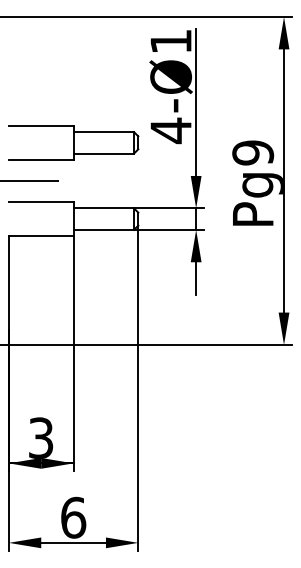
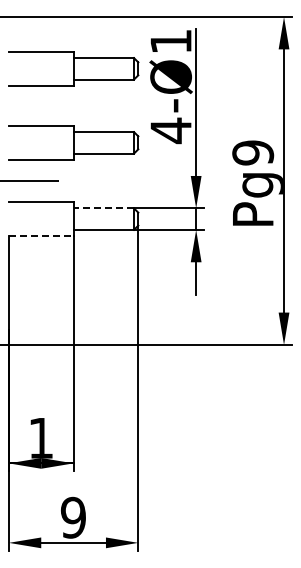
part: none -> present (73, 68)
line: solid -> dashed (103, 208)
line: solid -> dashed (41, 236)
text: 3 -> 1 (41, 437)
text: 6 -> 9 (73, 517)
